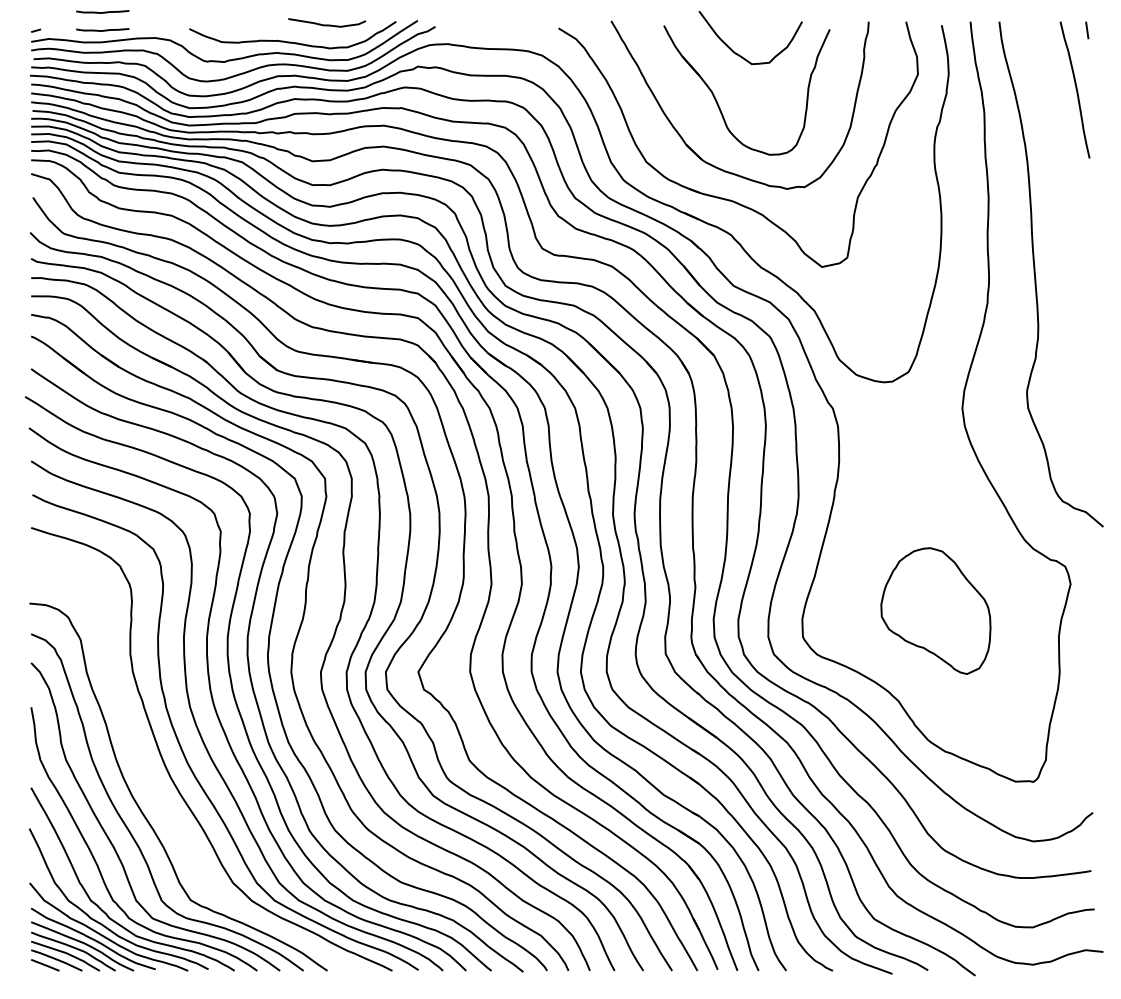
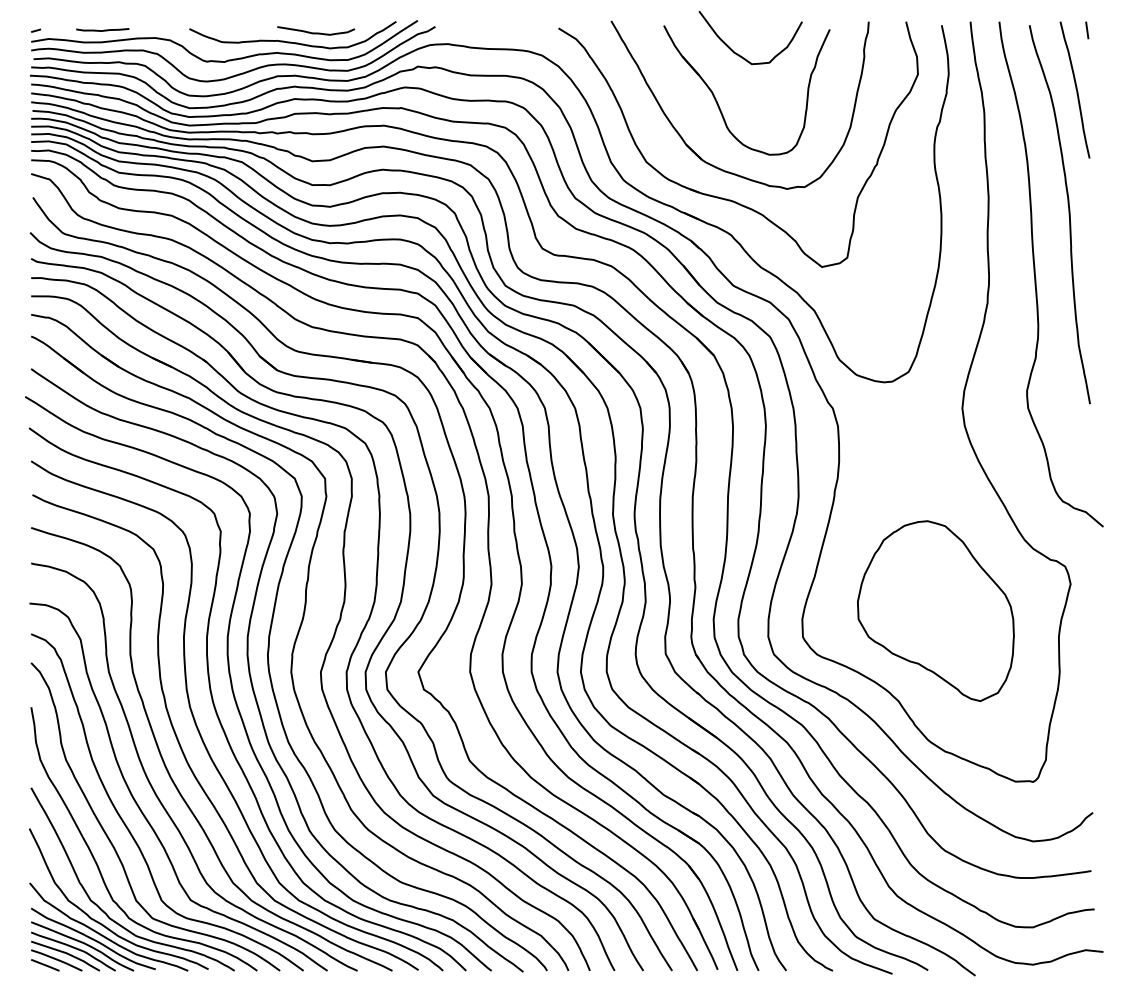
curve: present -> none (103, 11)
curve position: (327, 24) -> (316, 32) (316, 32)
curve: none -> present (1068, 214)
part size: 112x128 px -> 158x182 px (935, 610)
curve: none -> present (153, 787)
